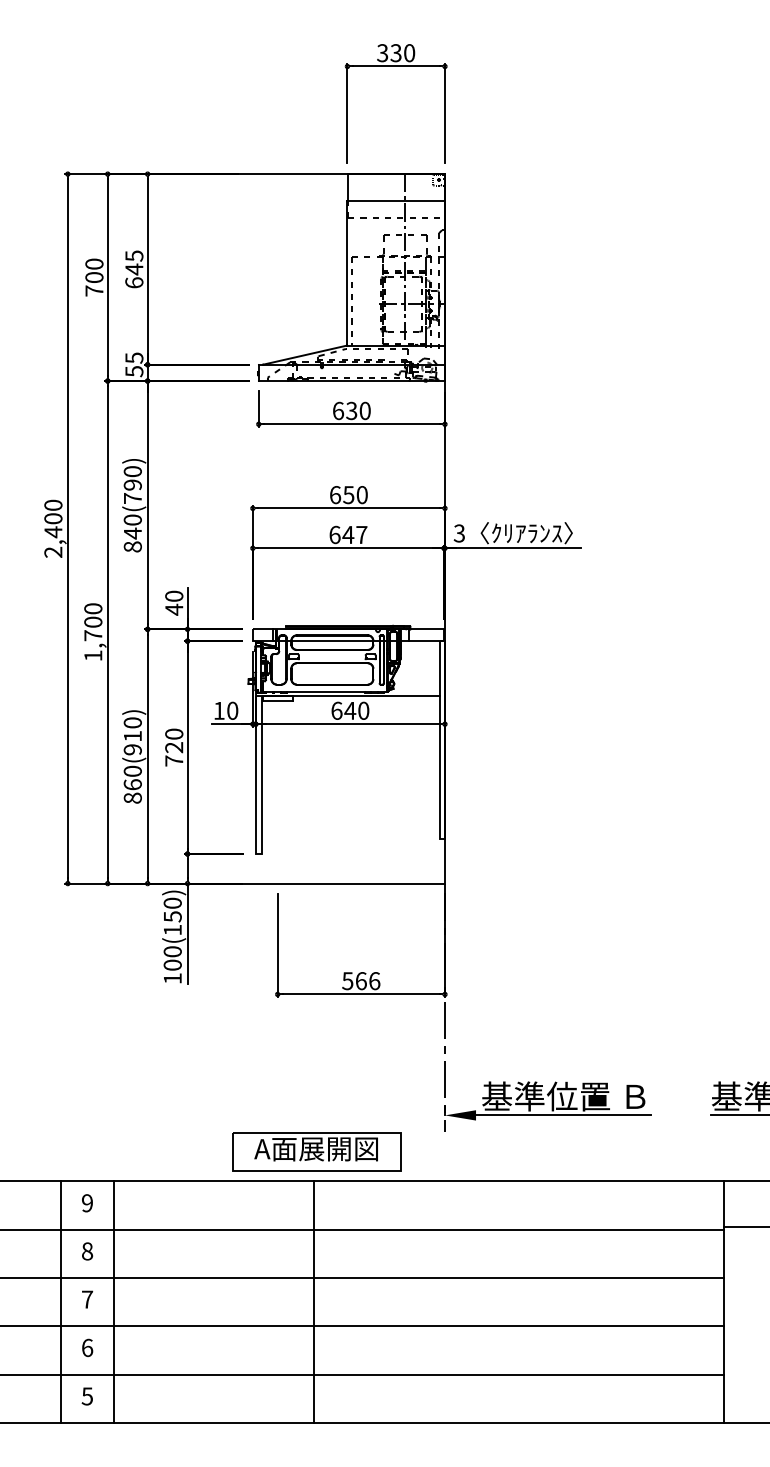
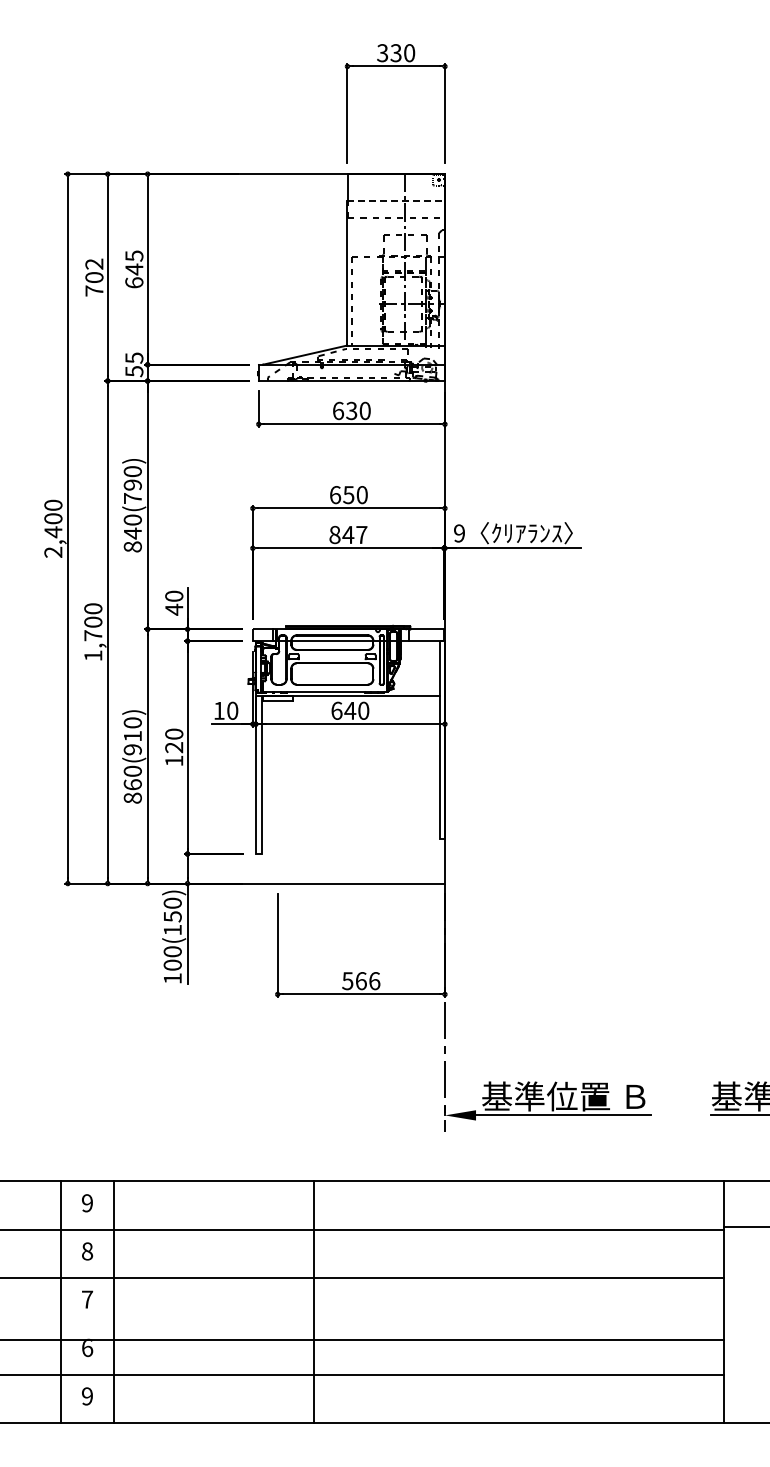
line: solid -> dashed (396, 200)
text: 700 -> 702 (94, 263)
text: 3 -> 9 (458, 533)
text: 647 -> 847 (334, 534)
text: 720 -> 120 (174, 760)
part: present -> none (316, 1151)
line position: (362, 1326) -> (362, 1340) (362, 1340)
text: 5 -> 9 (86, 1396)
